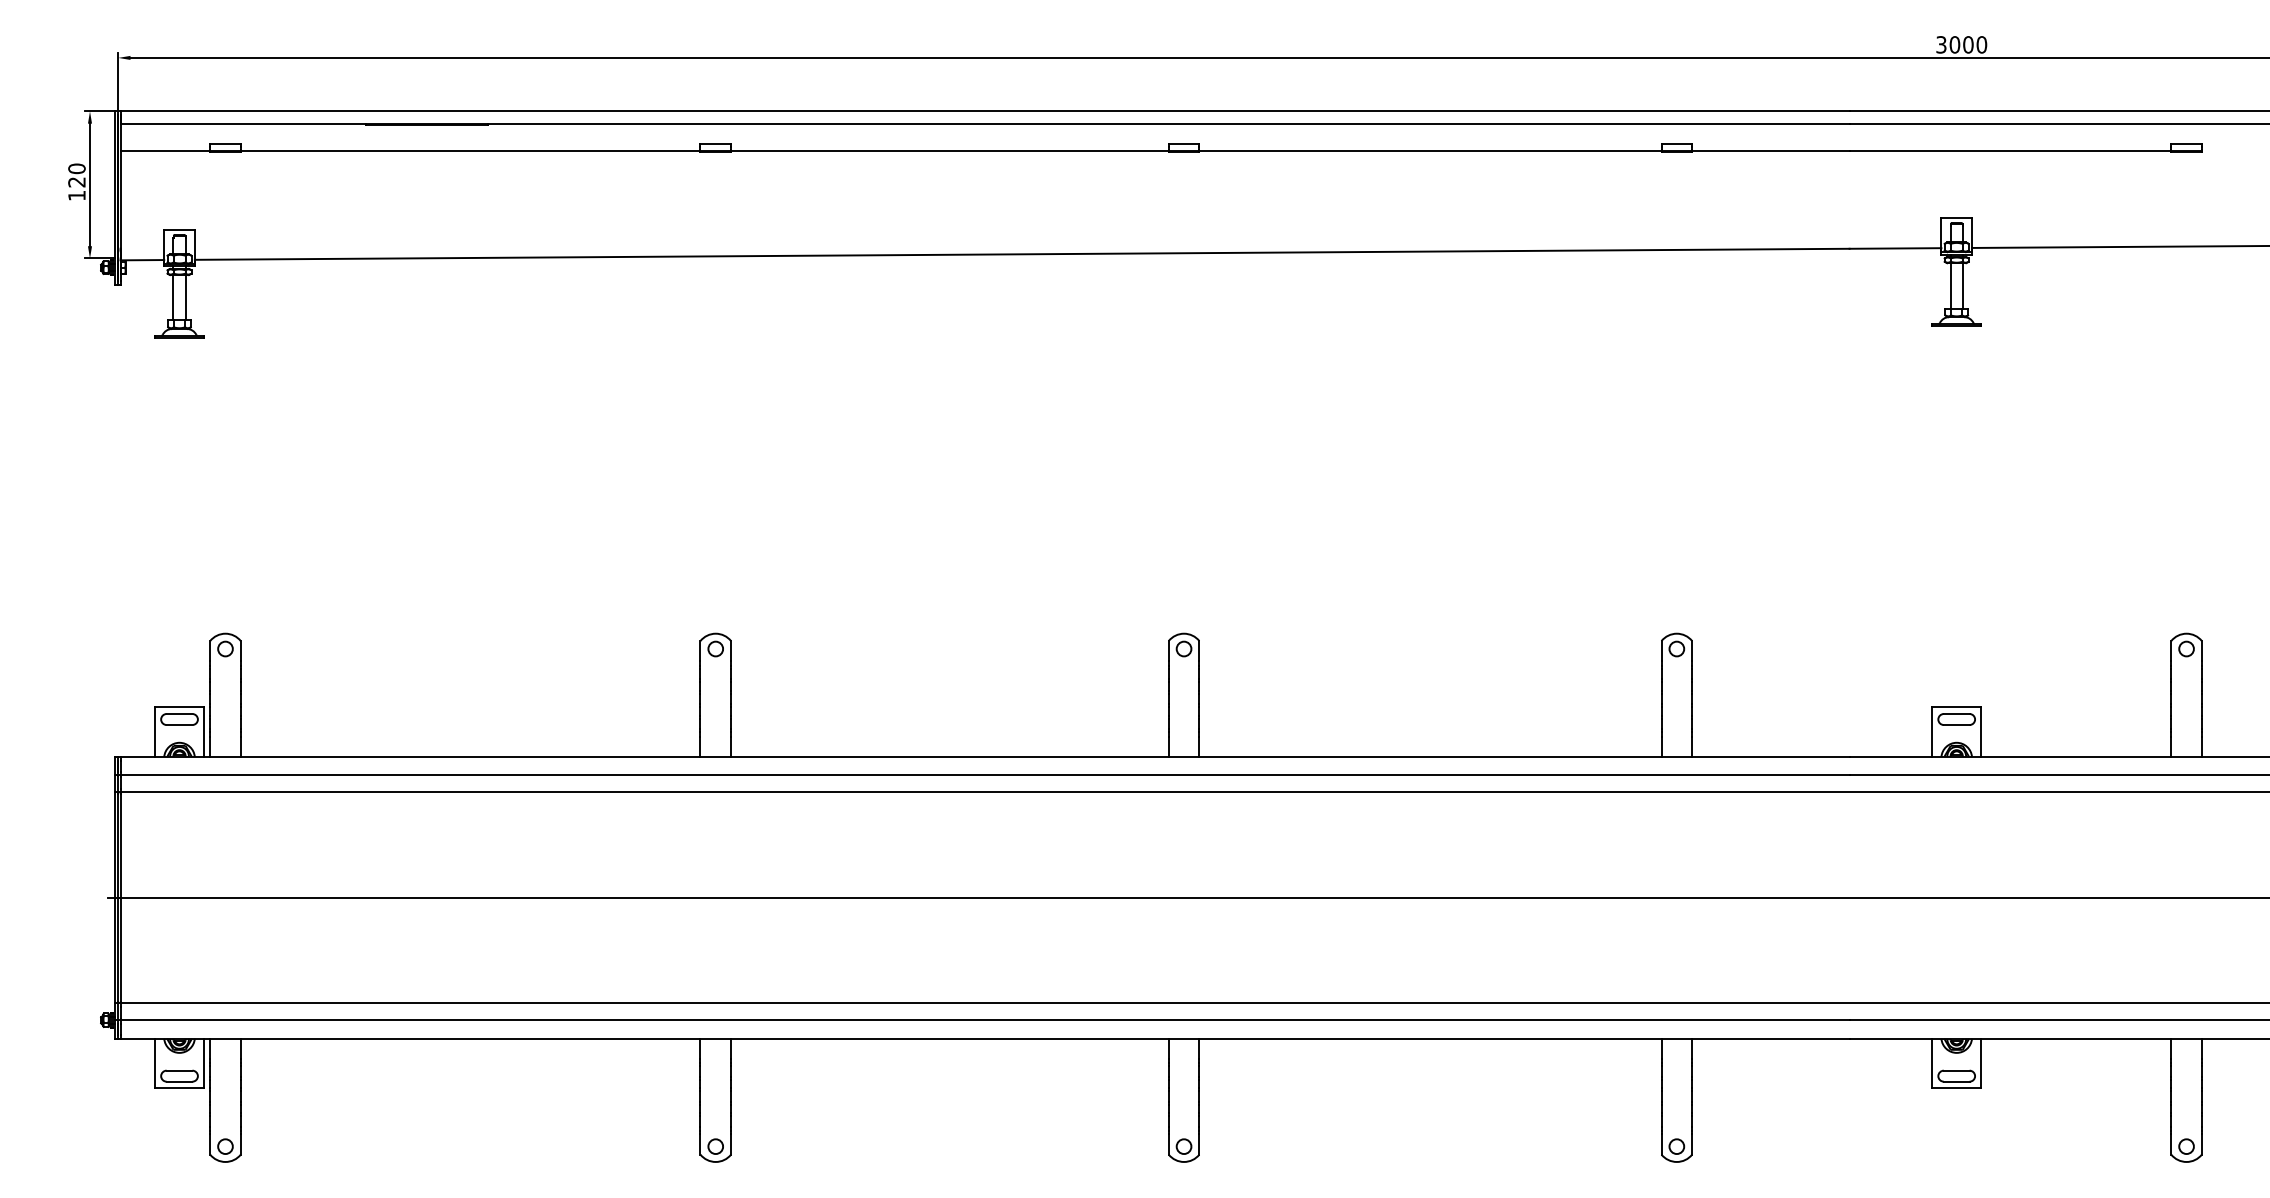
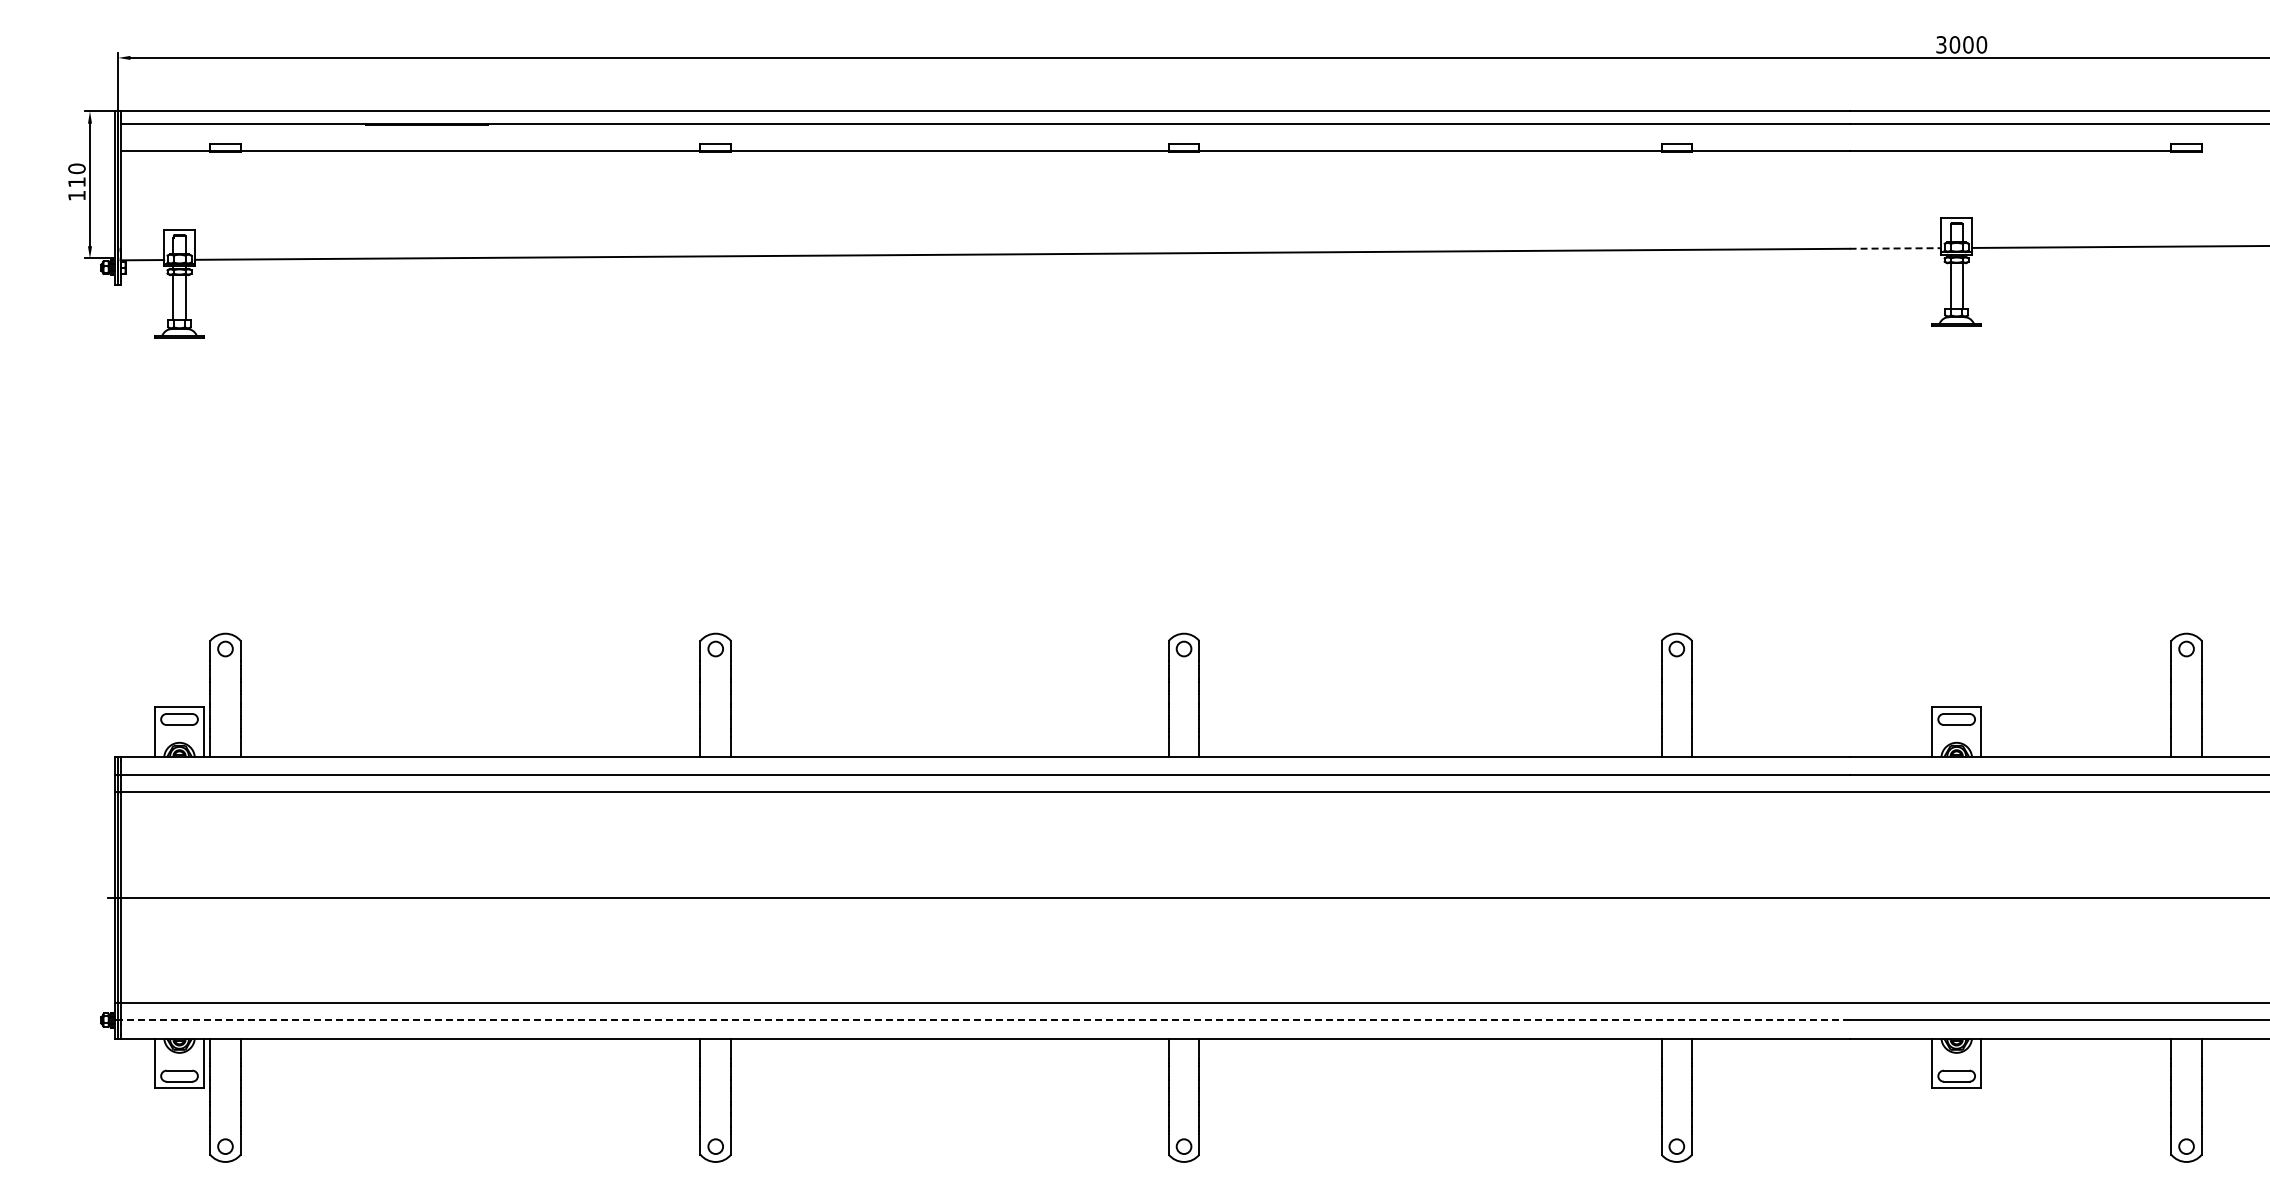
text: 120 -> 110 (76, 182)
line: solid -> dashed (1895, 248)
line: solid -> dashed (984, 1020)
